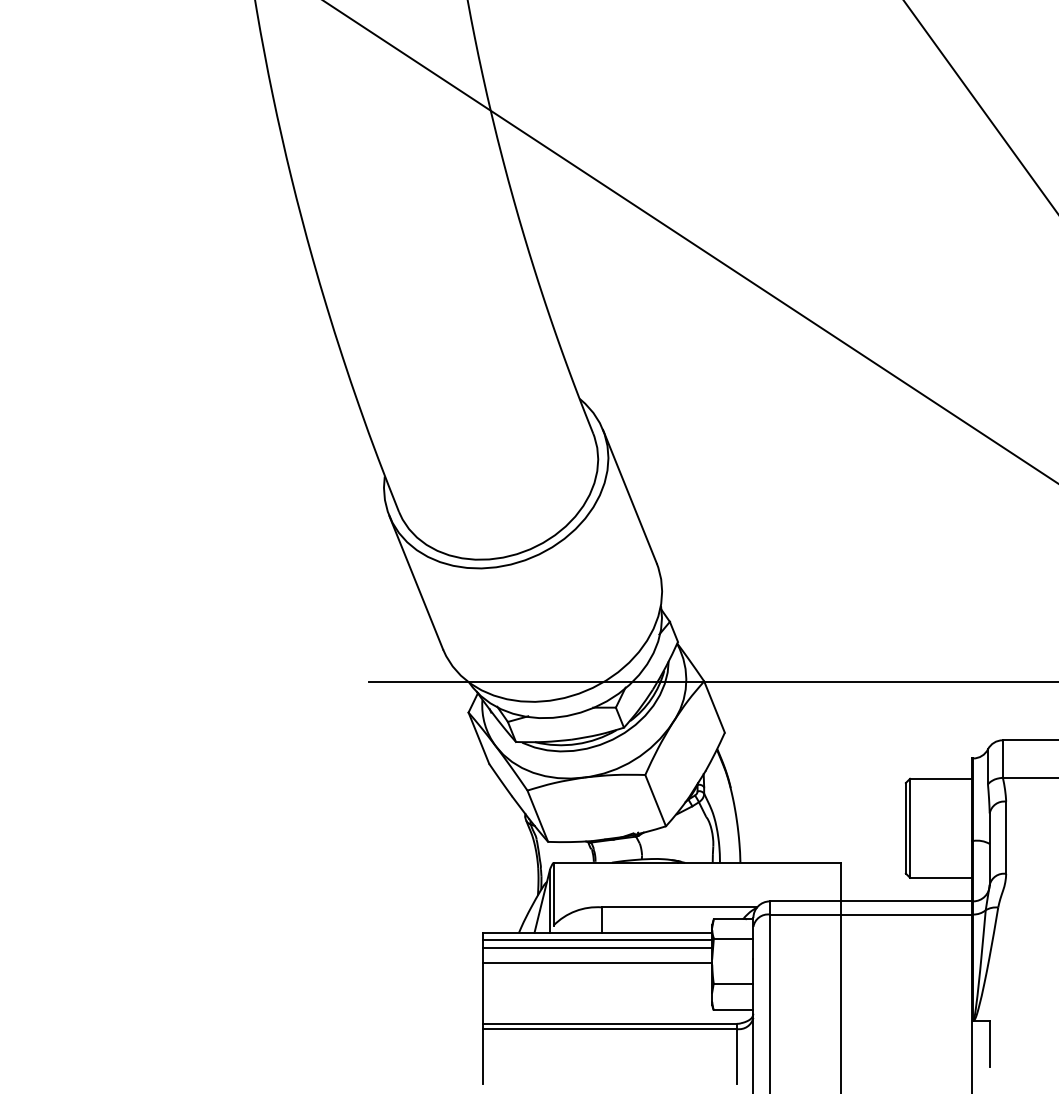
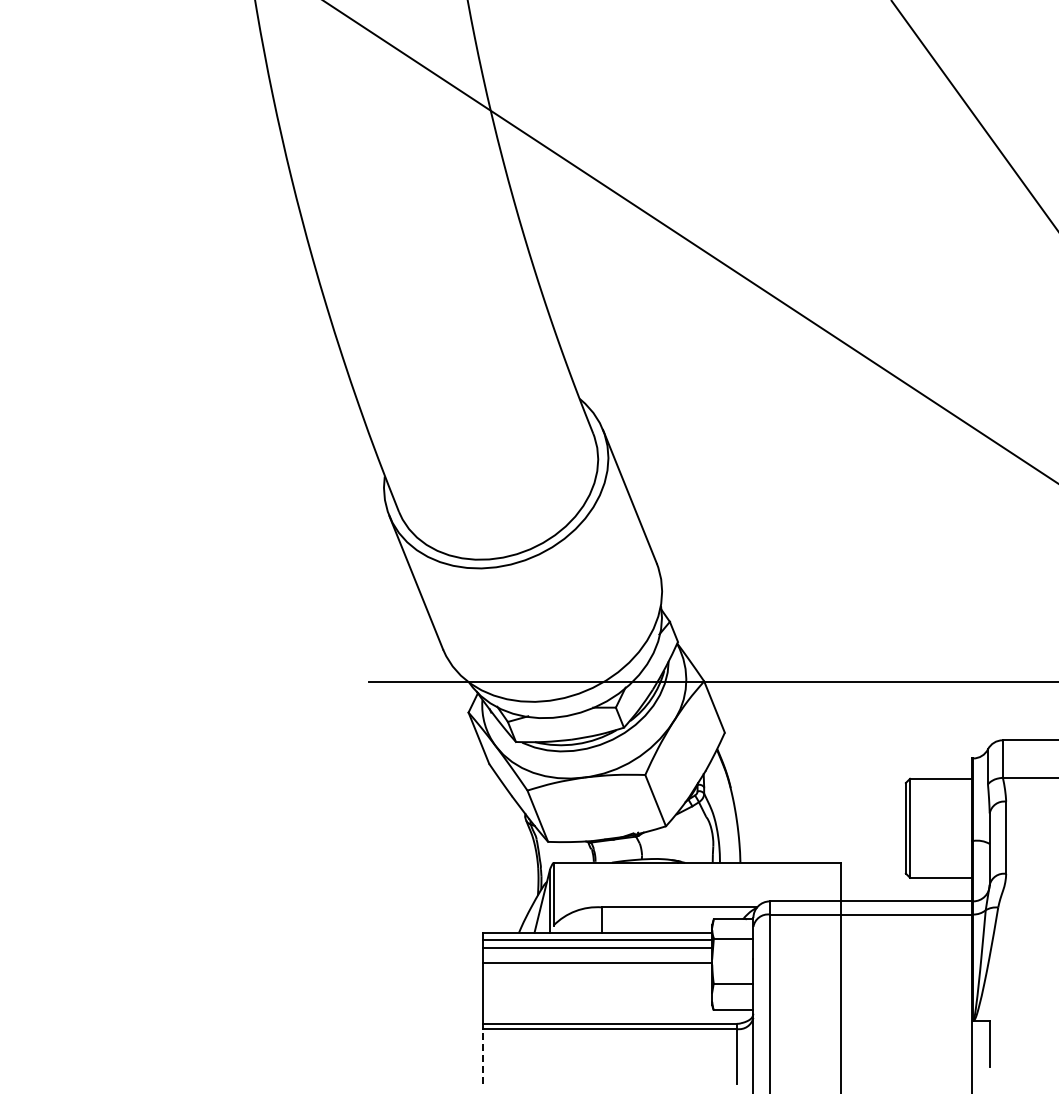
line position: (979, 106) -> (973, 114) (973, 114)
line: solid -> dashed (482, 1055)
